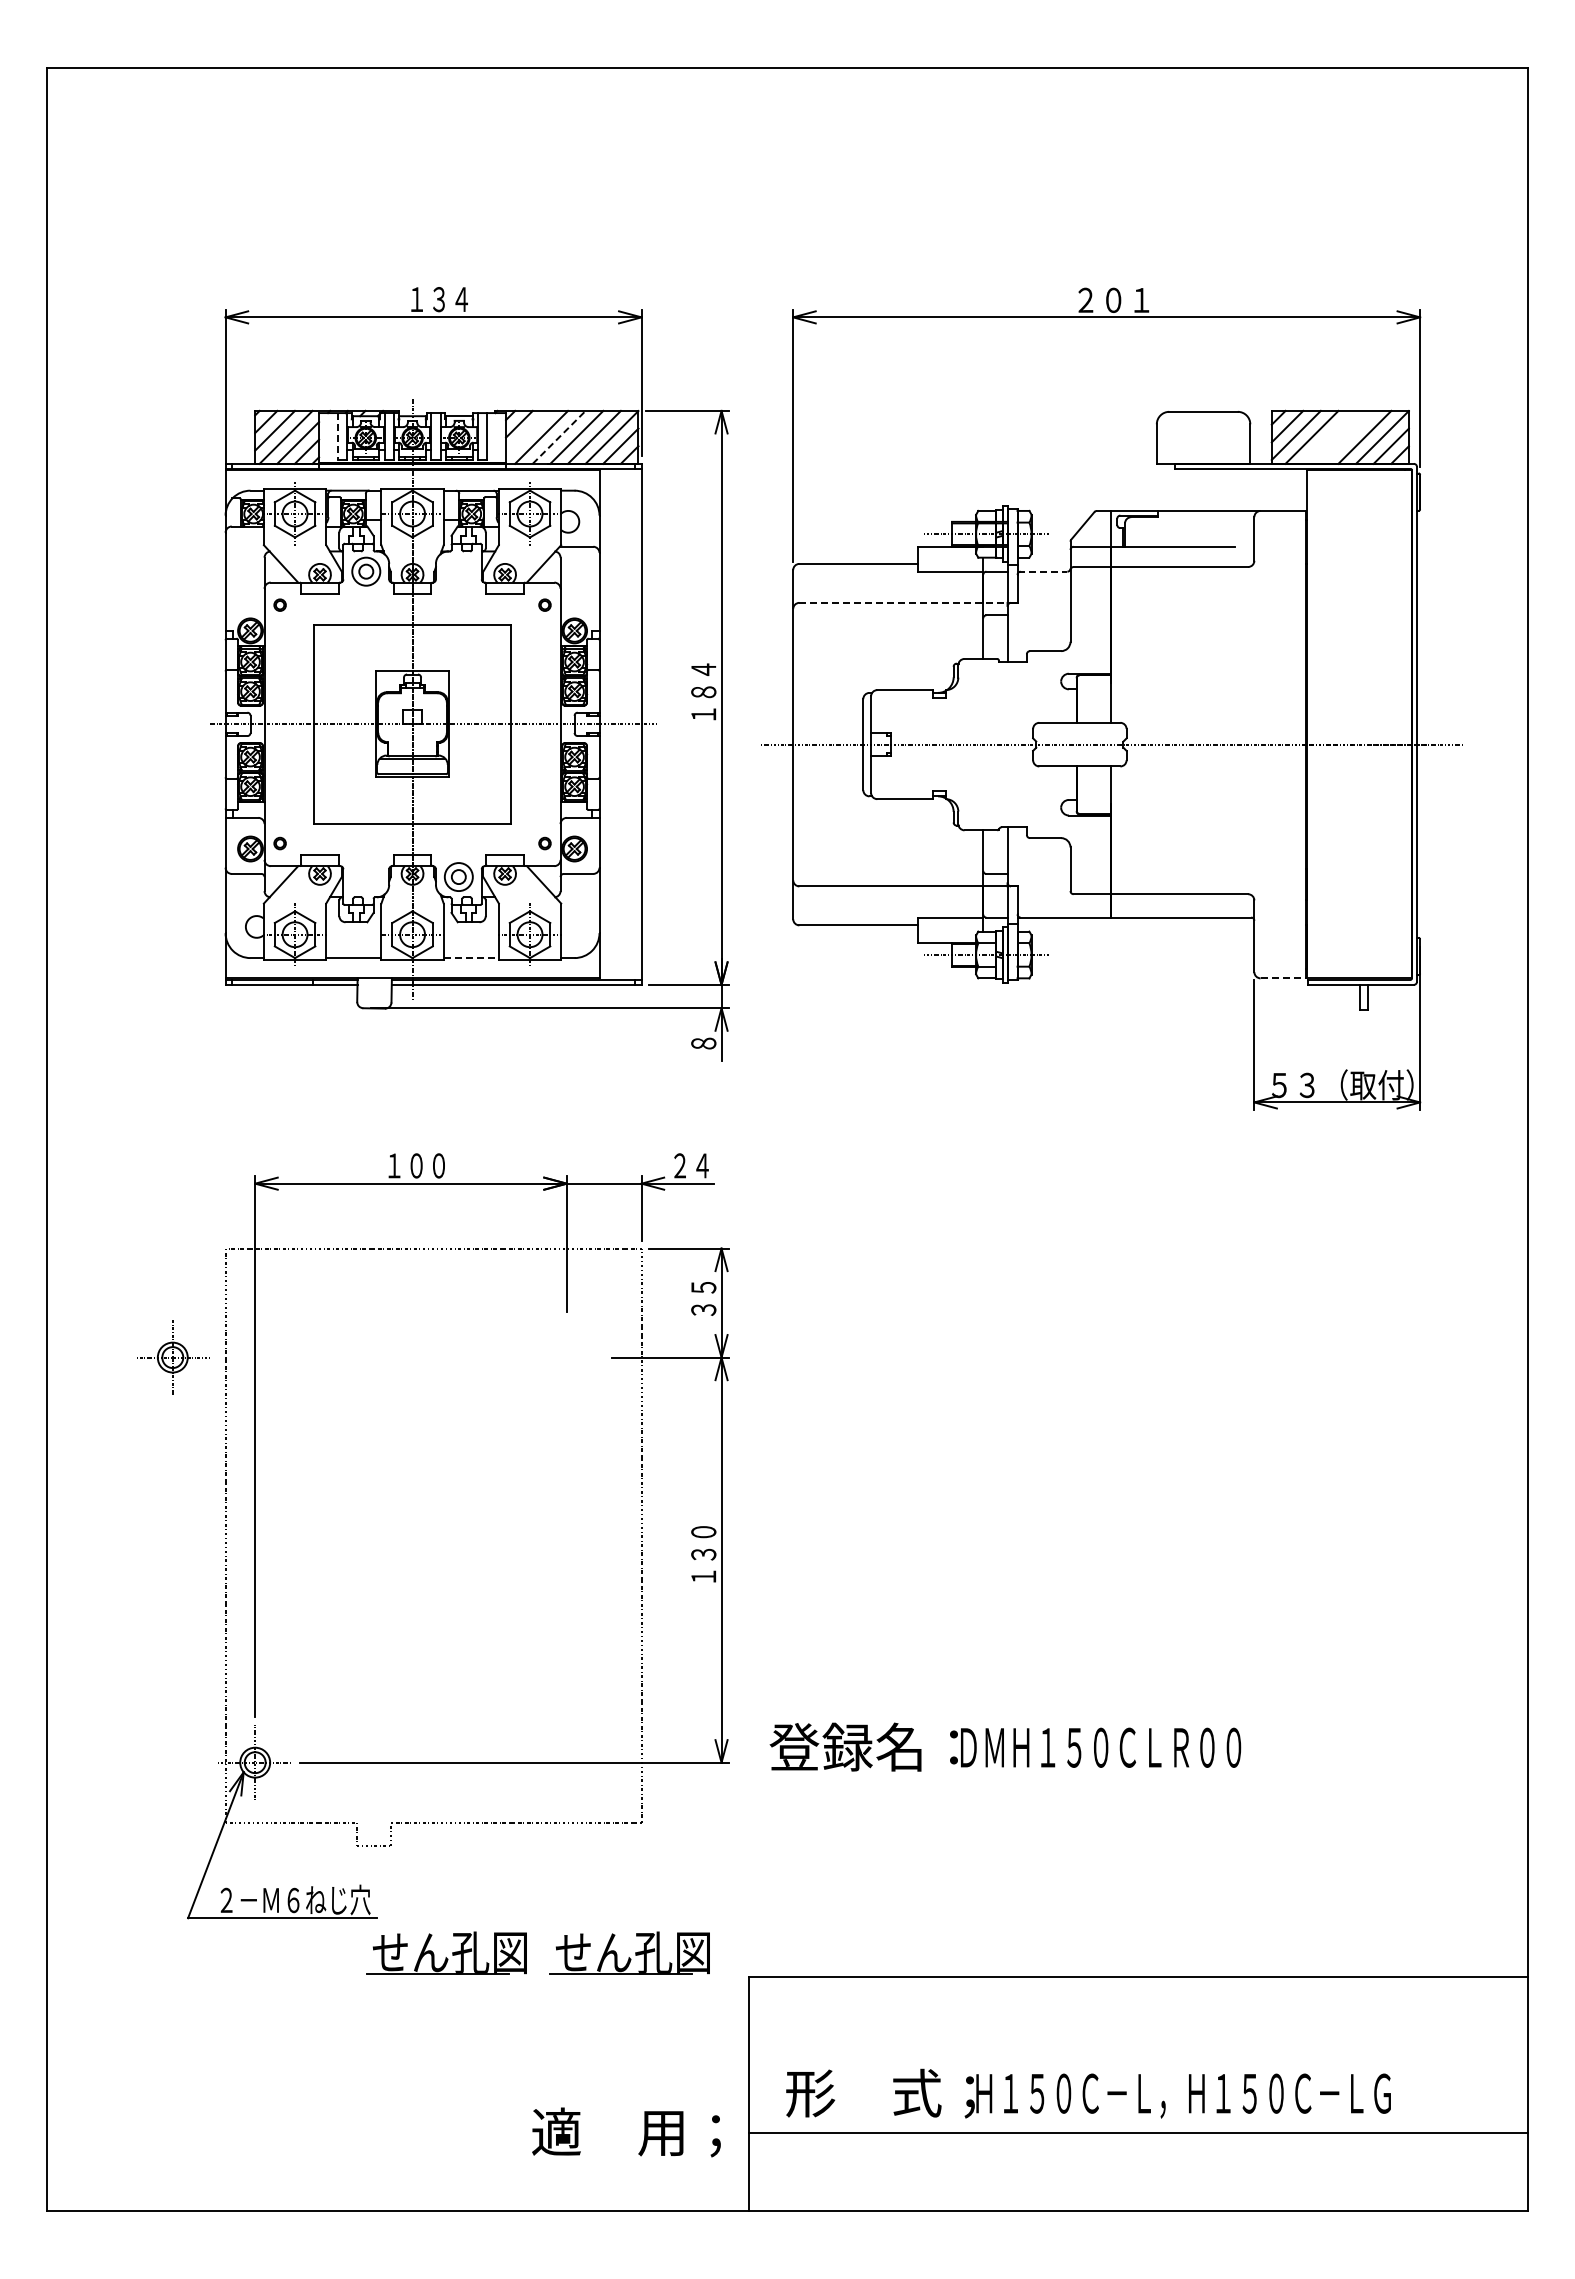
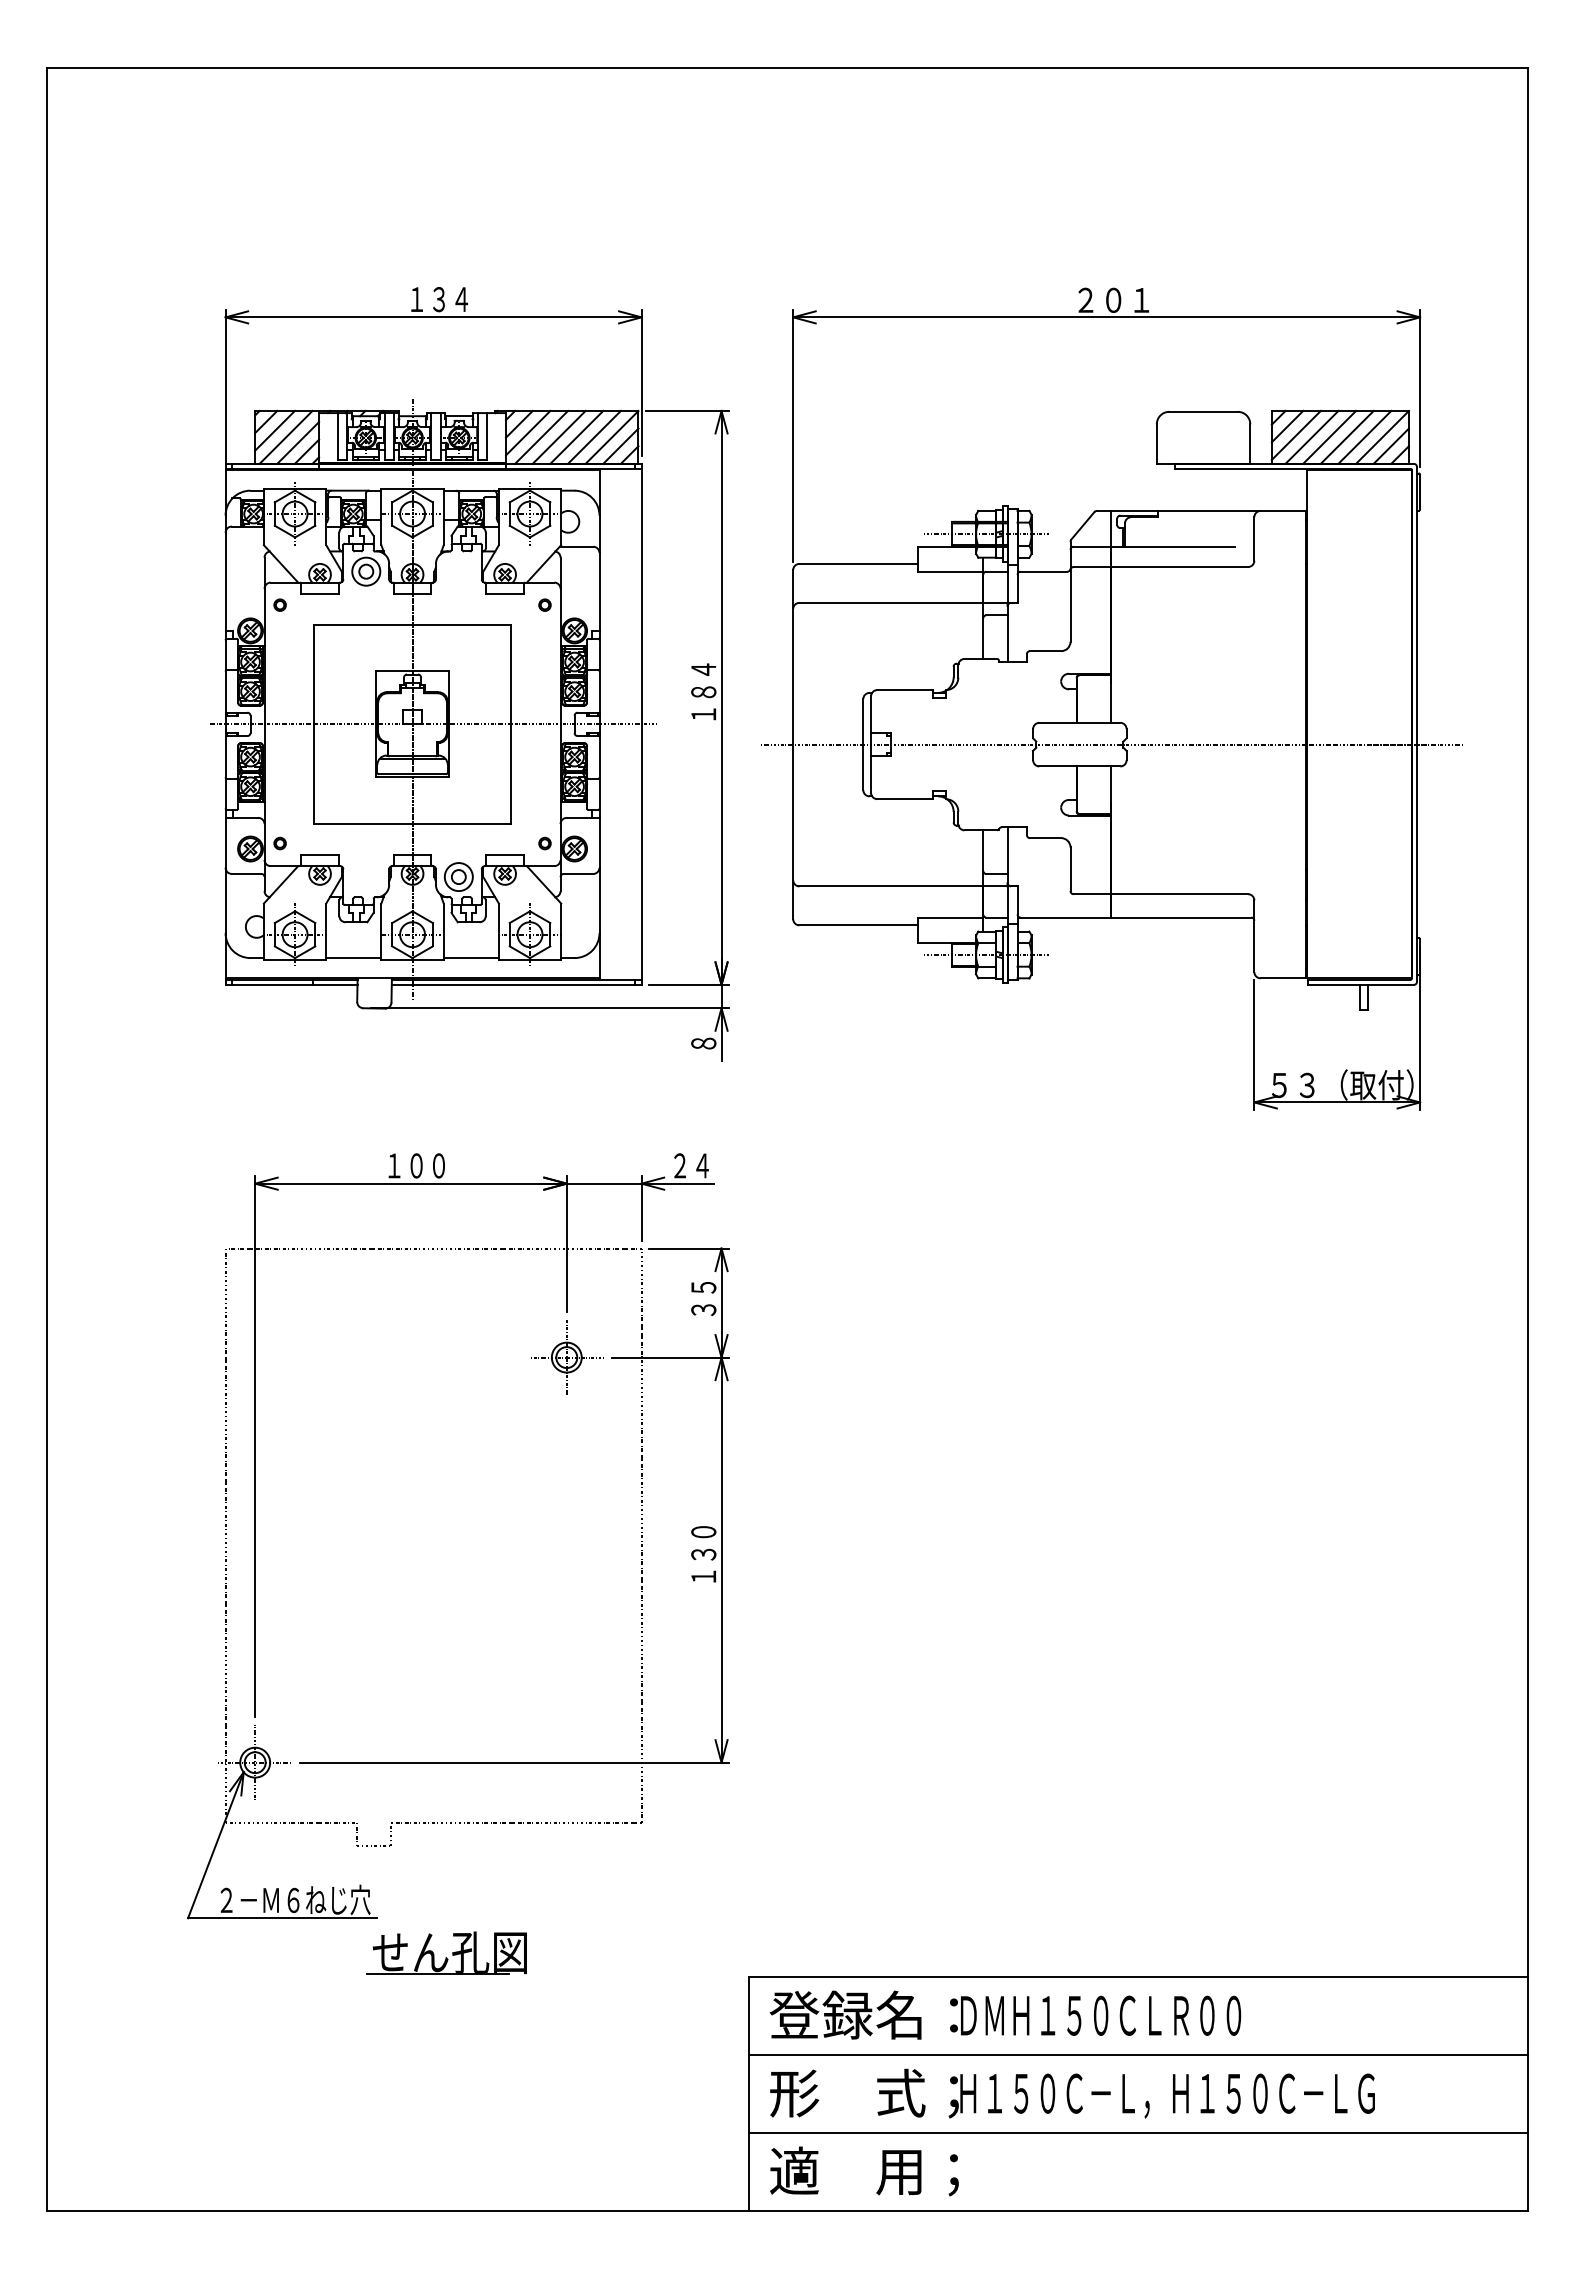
line: none -> present (528, 432)
line: dashed -> solid (337, 436)
line: none -> present (1329, 436)
line: none -> present (1346, 436)
line: dashed -> solid (559, 437)
line: dashed -> solid (1042, 571)
line: dashed -> solid (903, 602)
line: dashed -> solid (471, 958)
line: dashed -> solid (1283, 978)
part position: (173, 1357) -> (567, 1357) (567, 1357)
text position: (1005, 1746) -> (1005, 2014) (1005, 2014)
part: present -> none (629, 1952)
line: none -> present (1137, 2054)
text position: (1088, 2093) -> (1072, 2093) (1072, 2093)
text position: (626, 2132) -> (864, 2171) (864, 2171)
